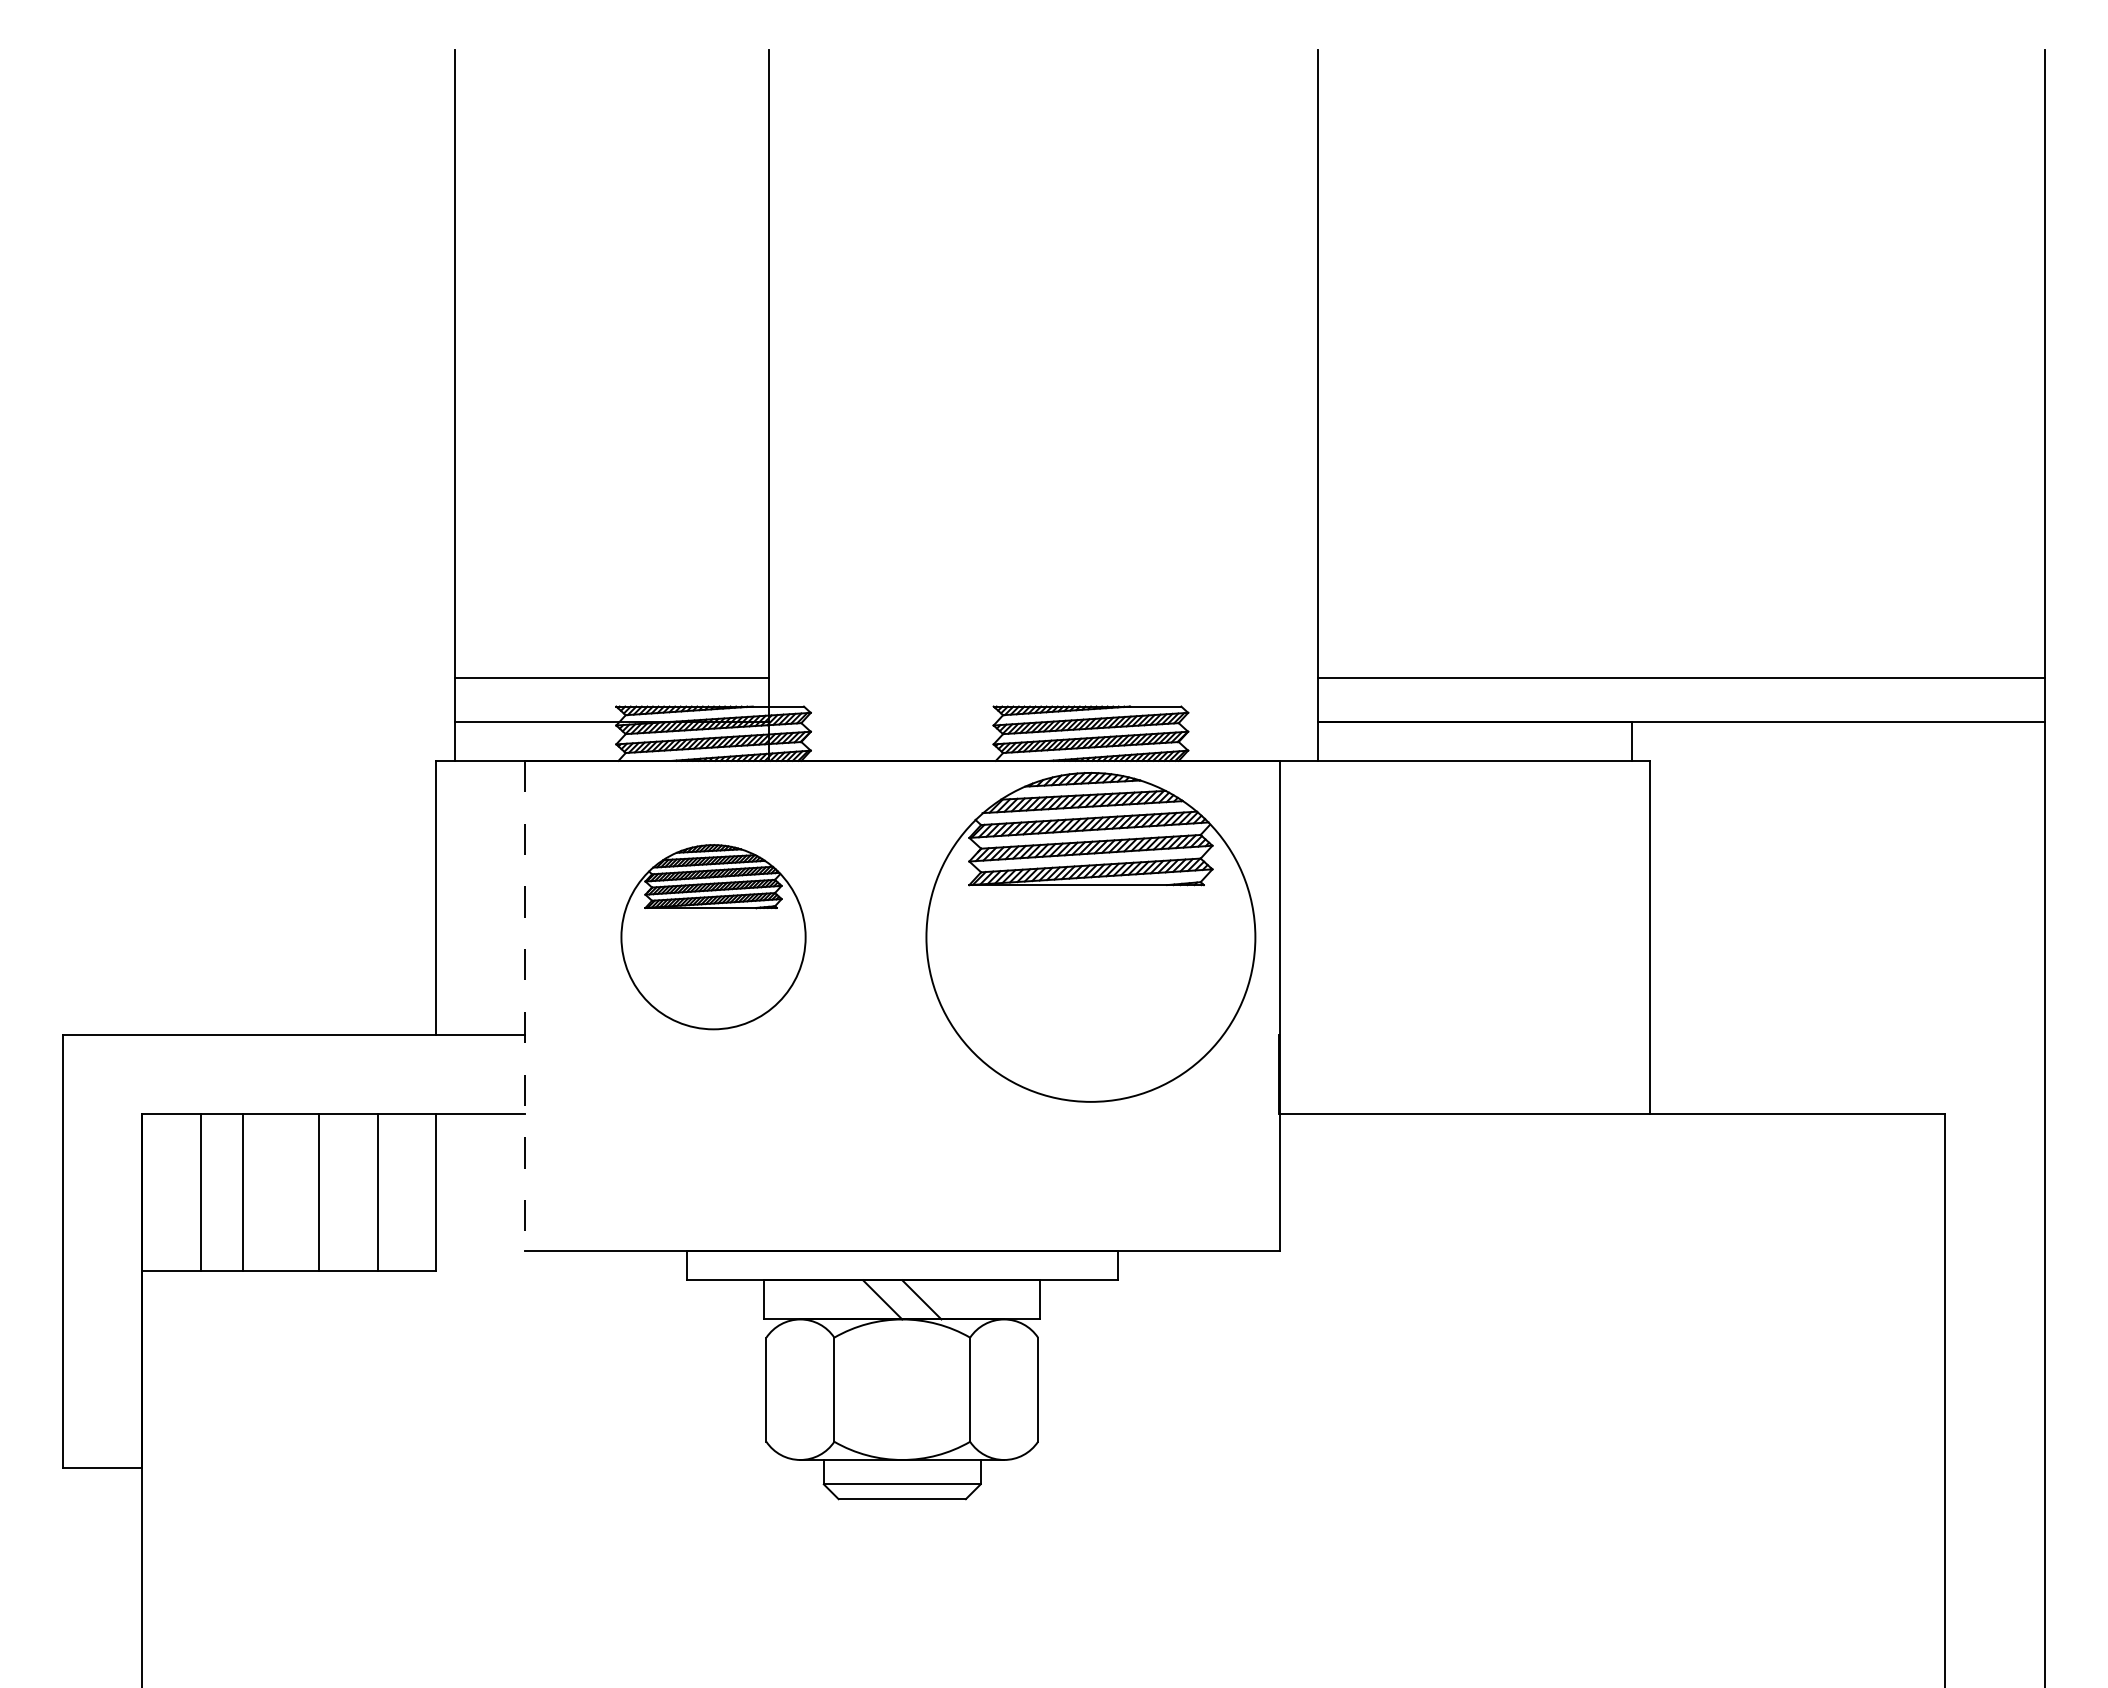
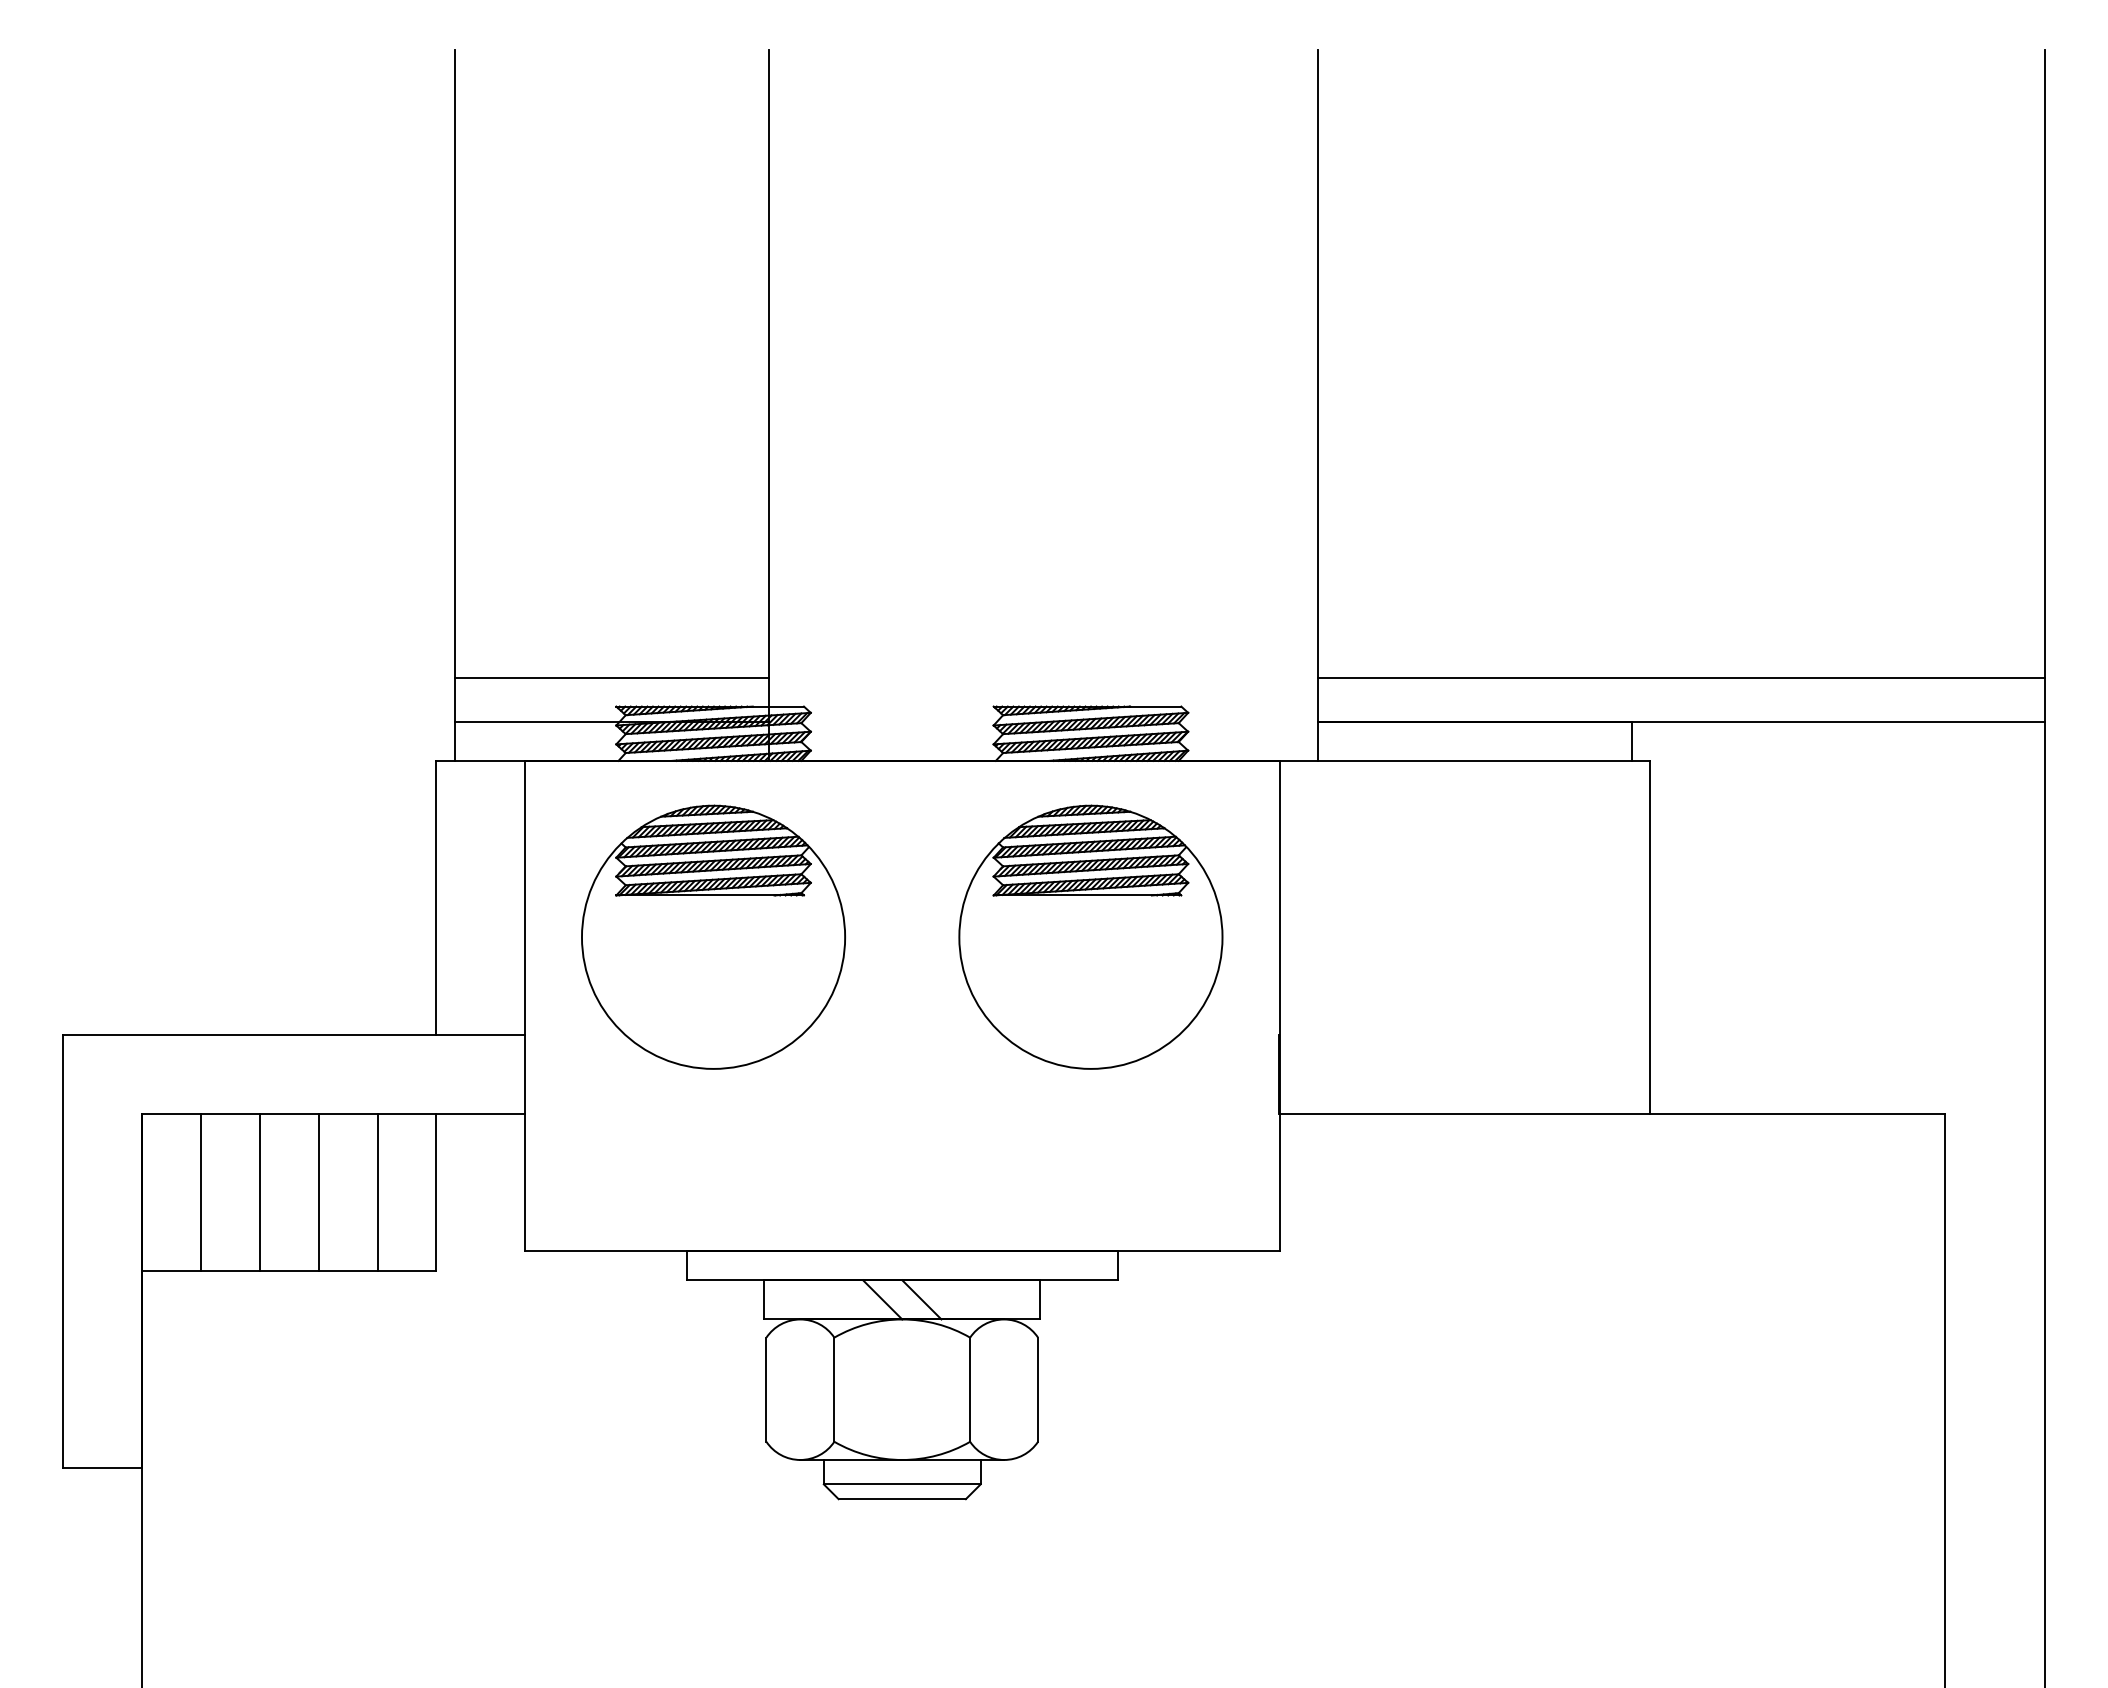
part size: 332x332 px -> 266x266 px (1090, 936)
part size: 187x187 px -> 265x266 px (713, 936)
line: dashed -> solid (524, 1005)
line position: (242, 1191) -> (259, 1191) (259, 1191)
